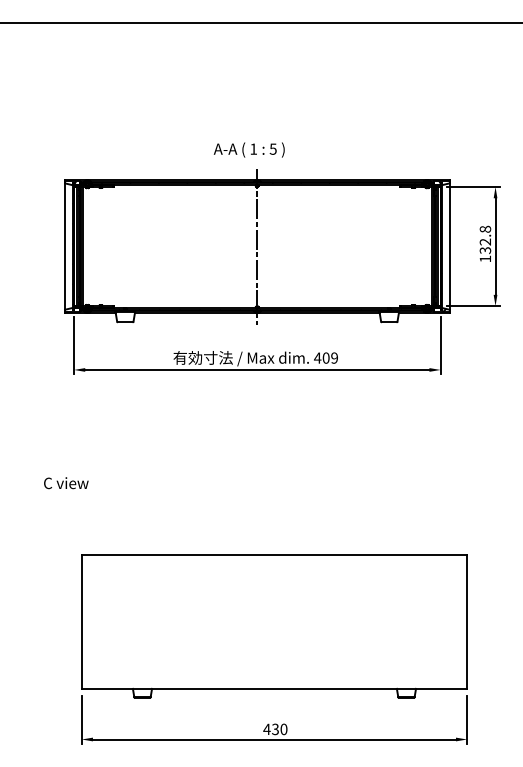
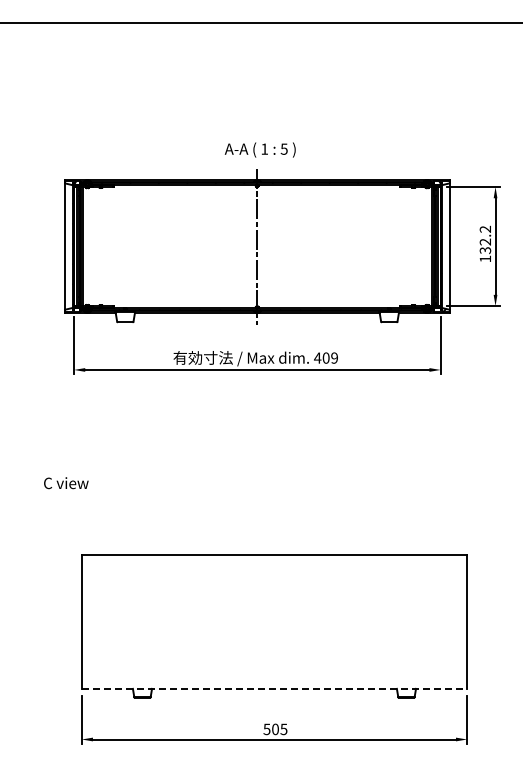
text position: (248, 149) -> (259, 149) (259, 149)
text: 132.8 -> 132.2 (485, 228)
line: solid -> dashed (274, 688)
text: 430 -> 505 (275, 729)
